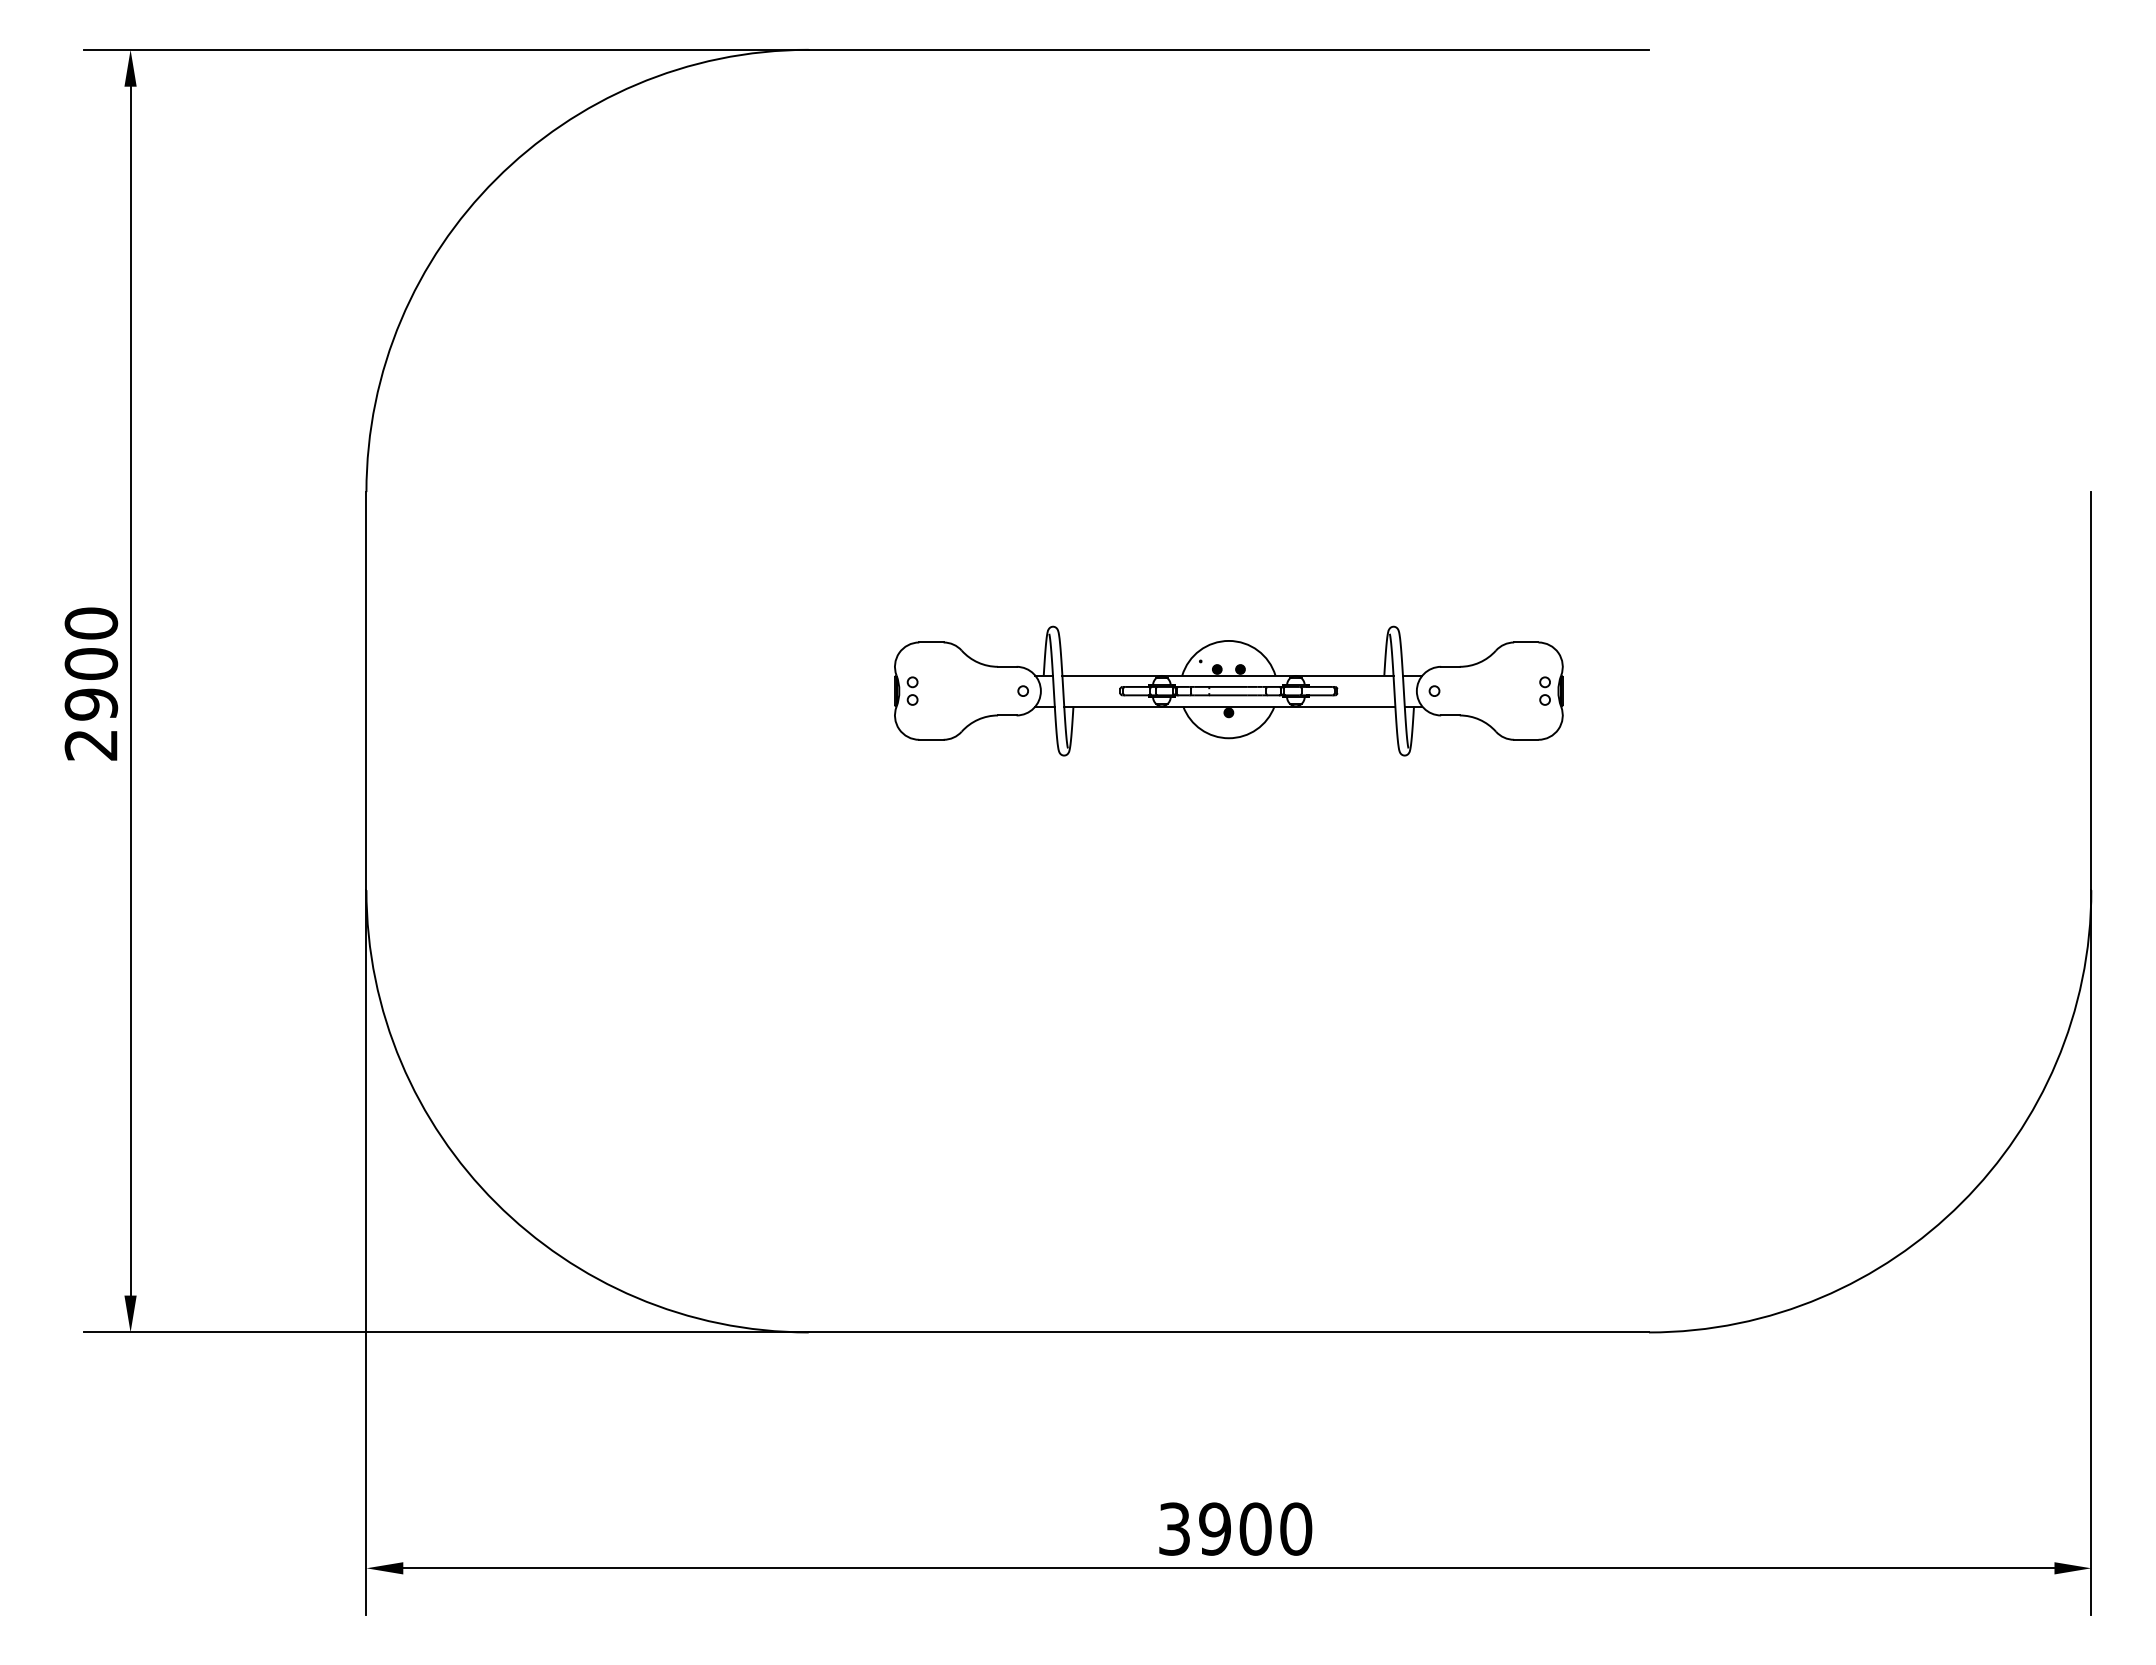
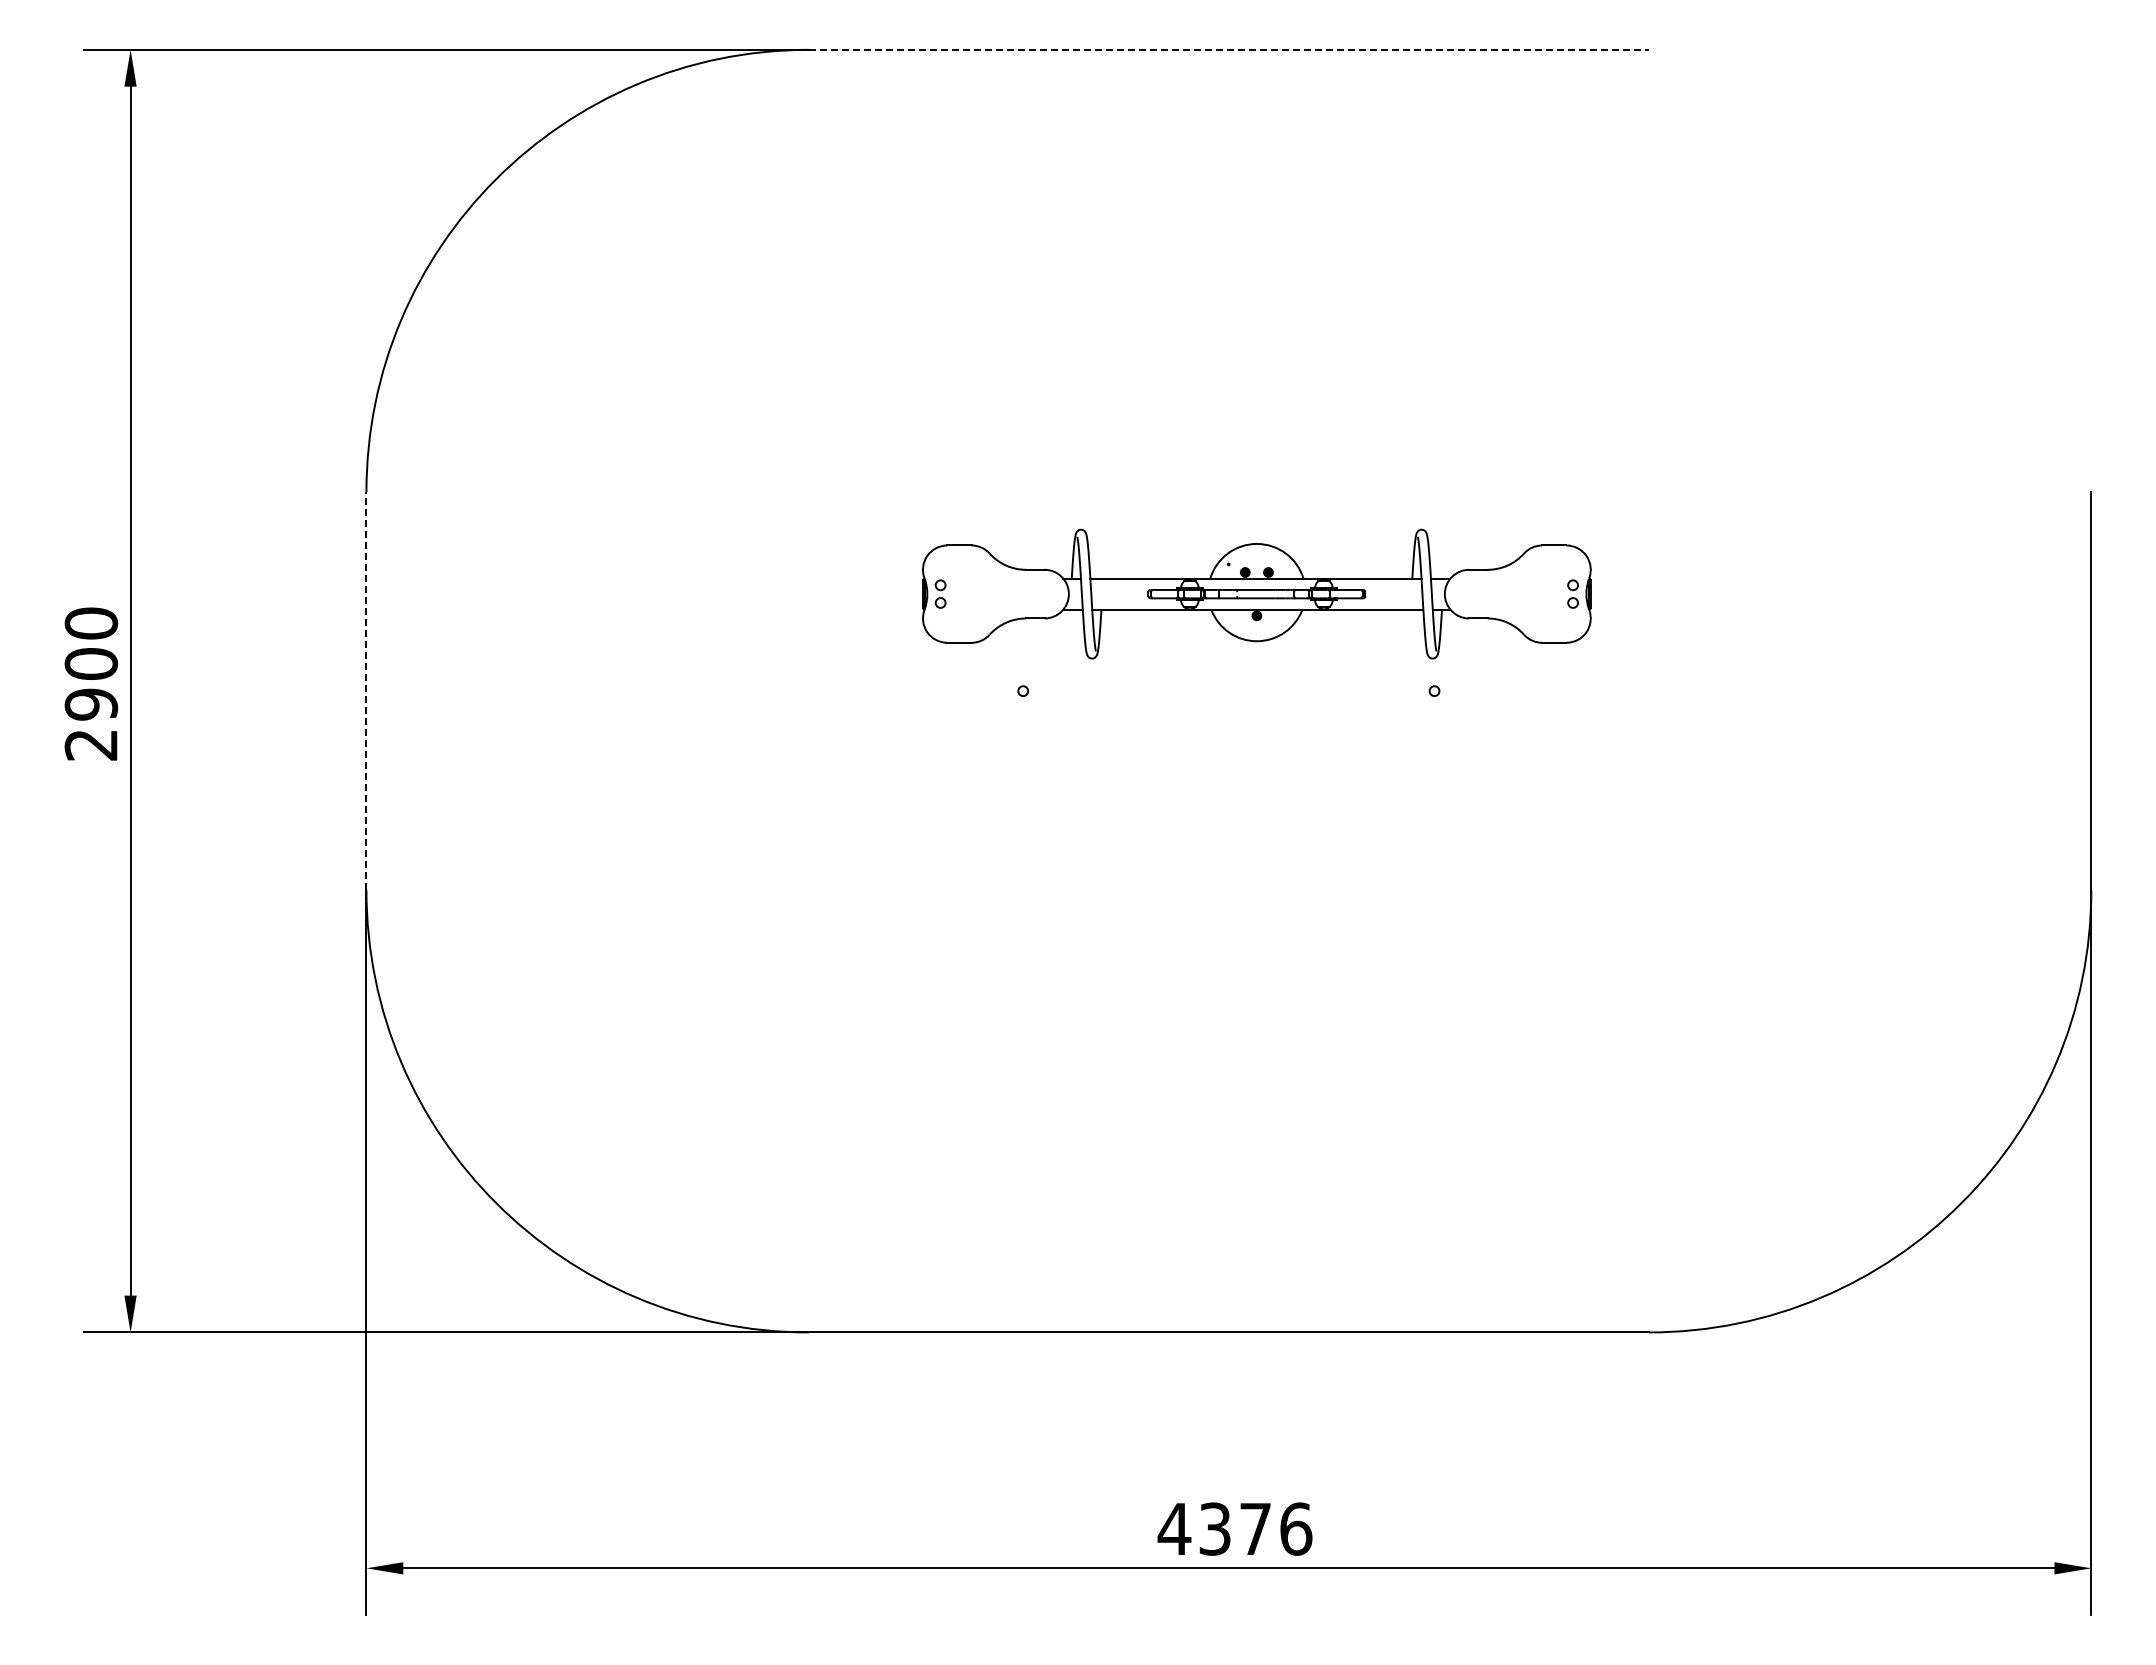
line: solid -> dashed (1229, 49)
line: solid -> dashed (366, 690)
part position: (1228, 690) -> (1256, 593) (1256, 593)
text: 3900 -> 4376 (1234, 1528)
